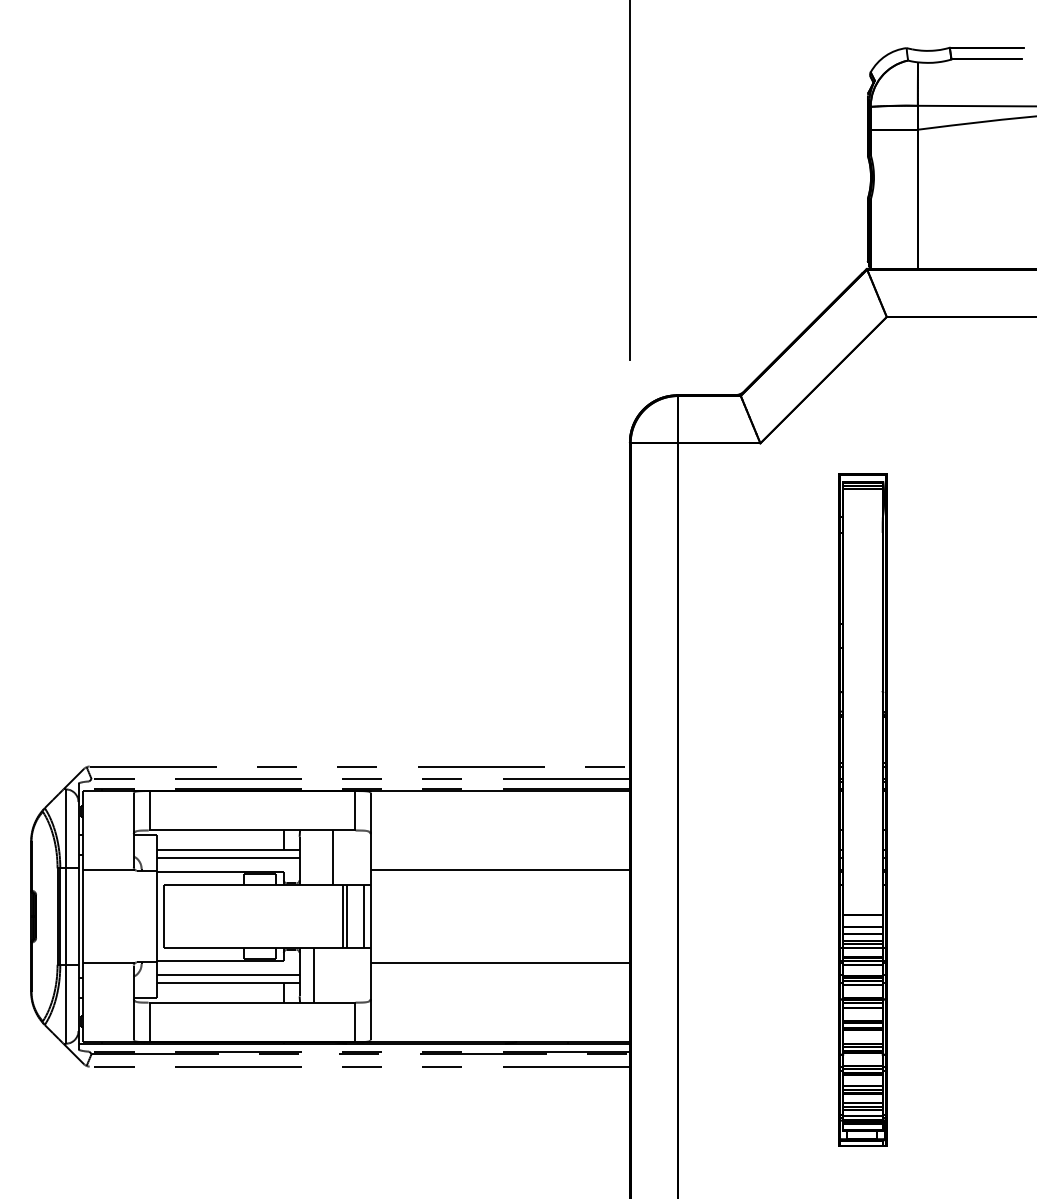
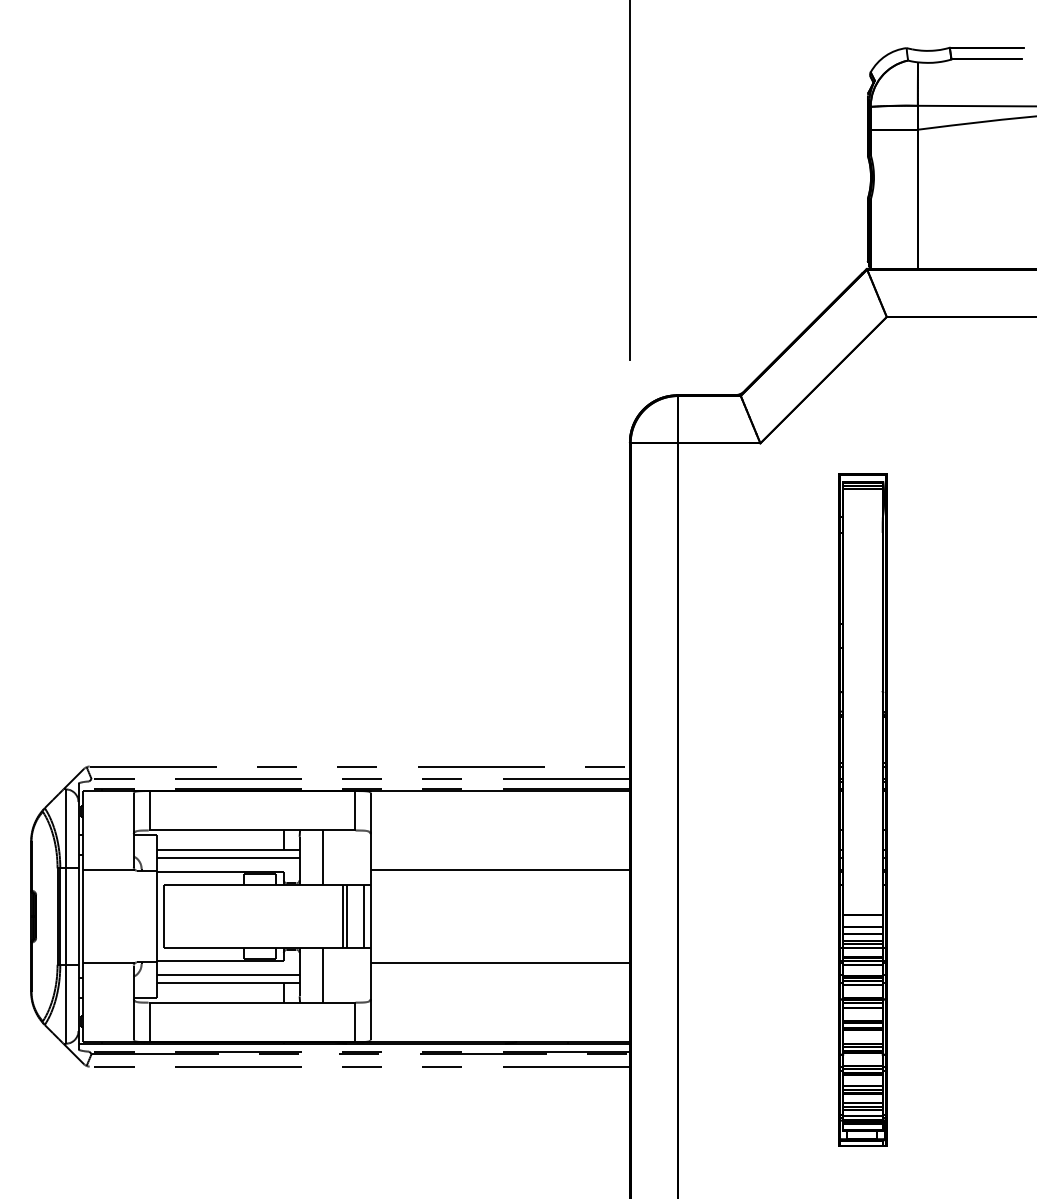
line position: (333, 857) -> (323, 857) (323, 857)
line position: (314, 975) -> (323, 975) (323, 975)
